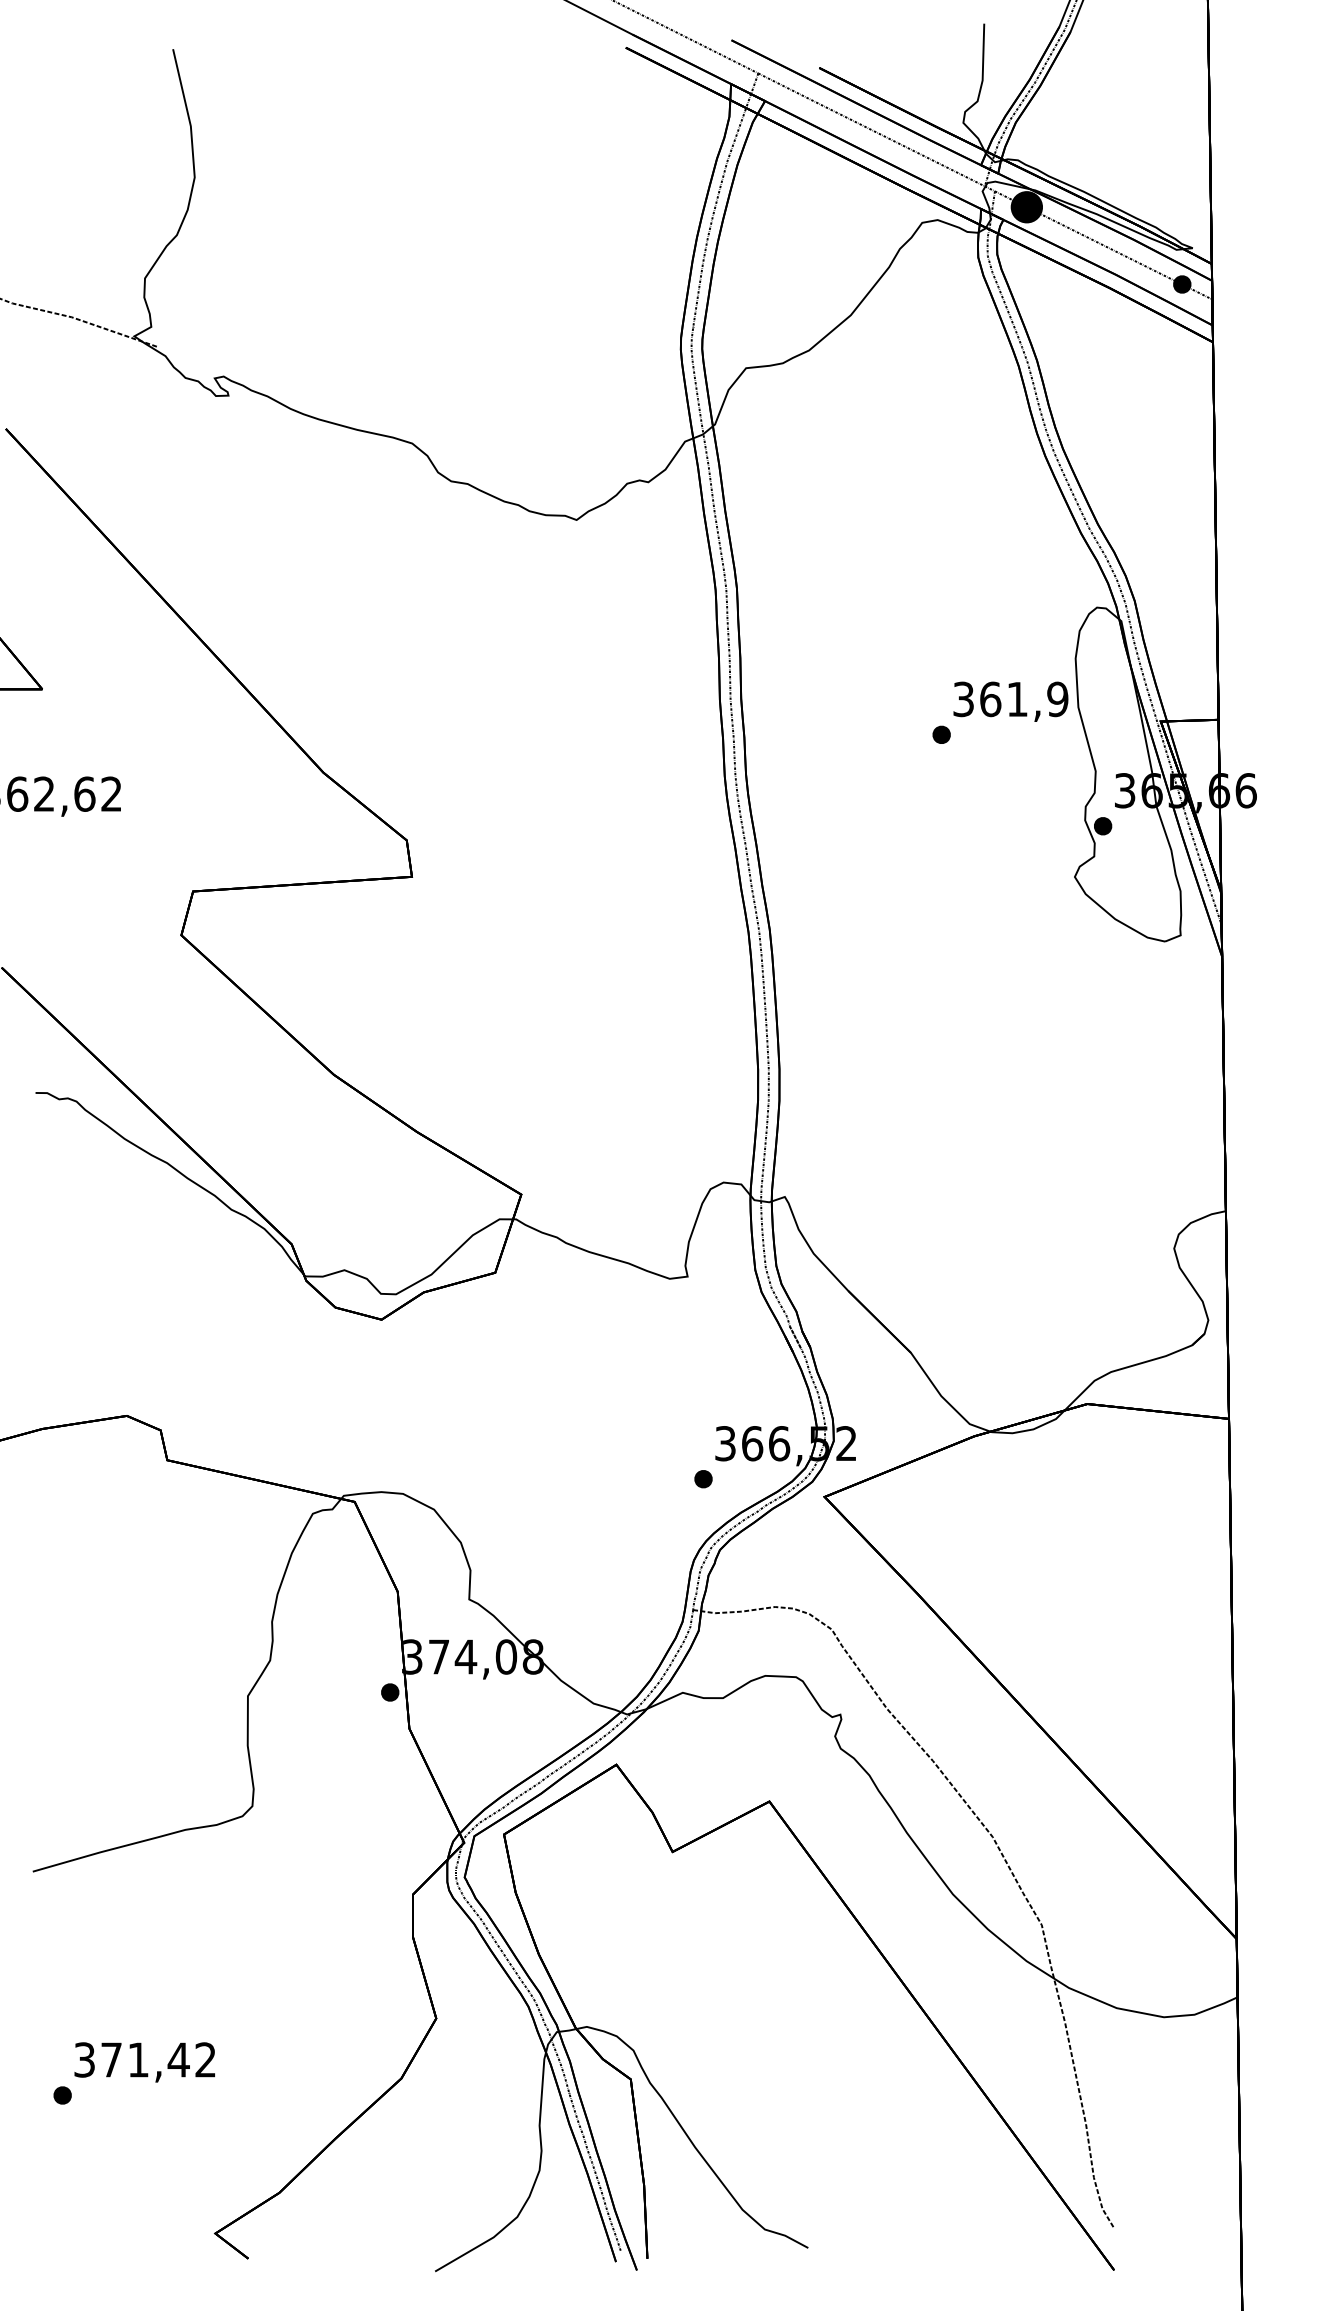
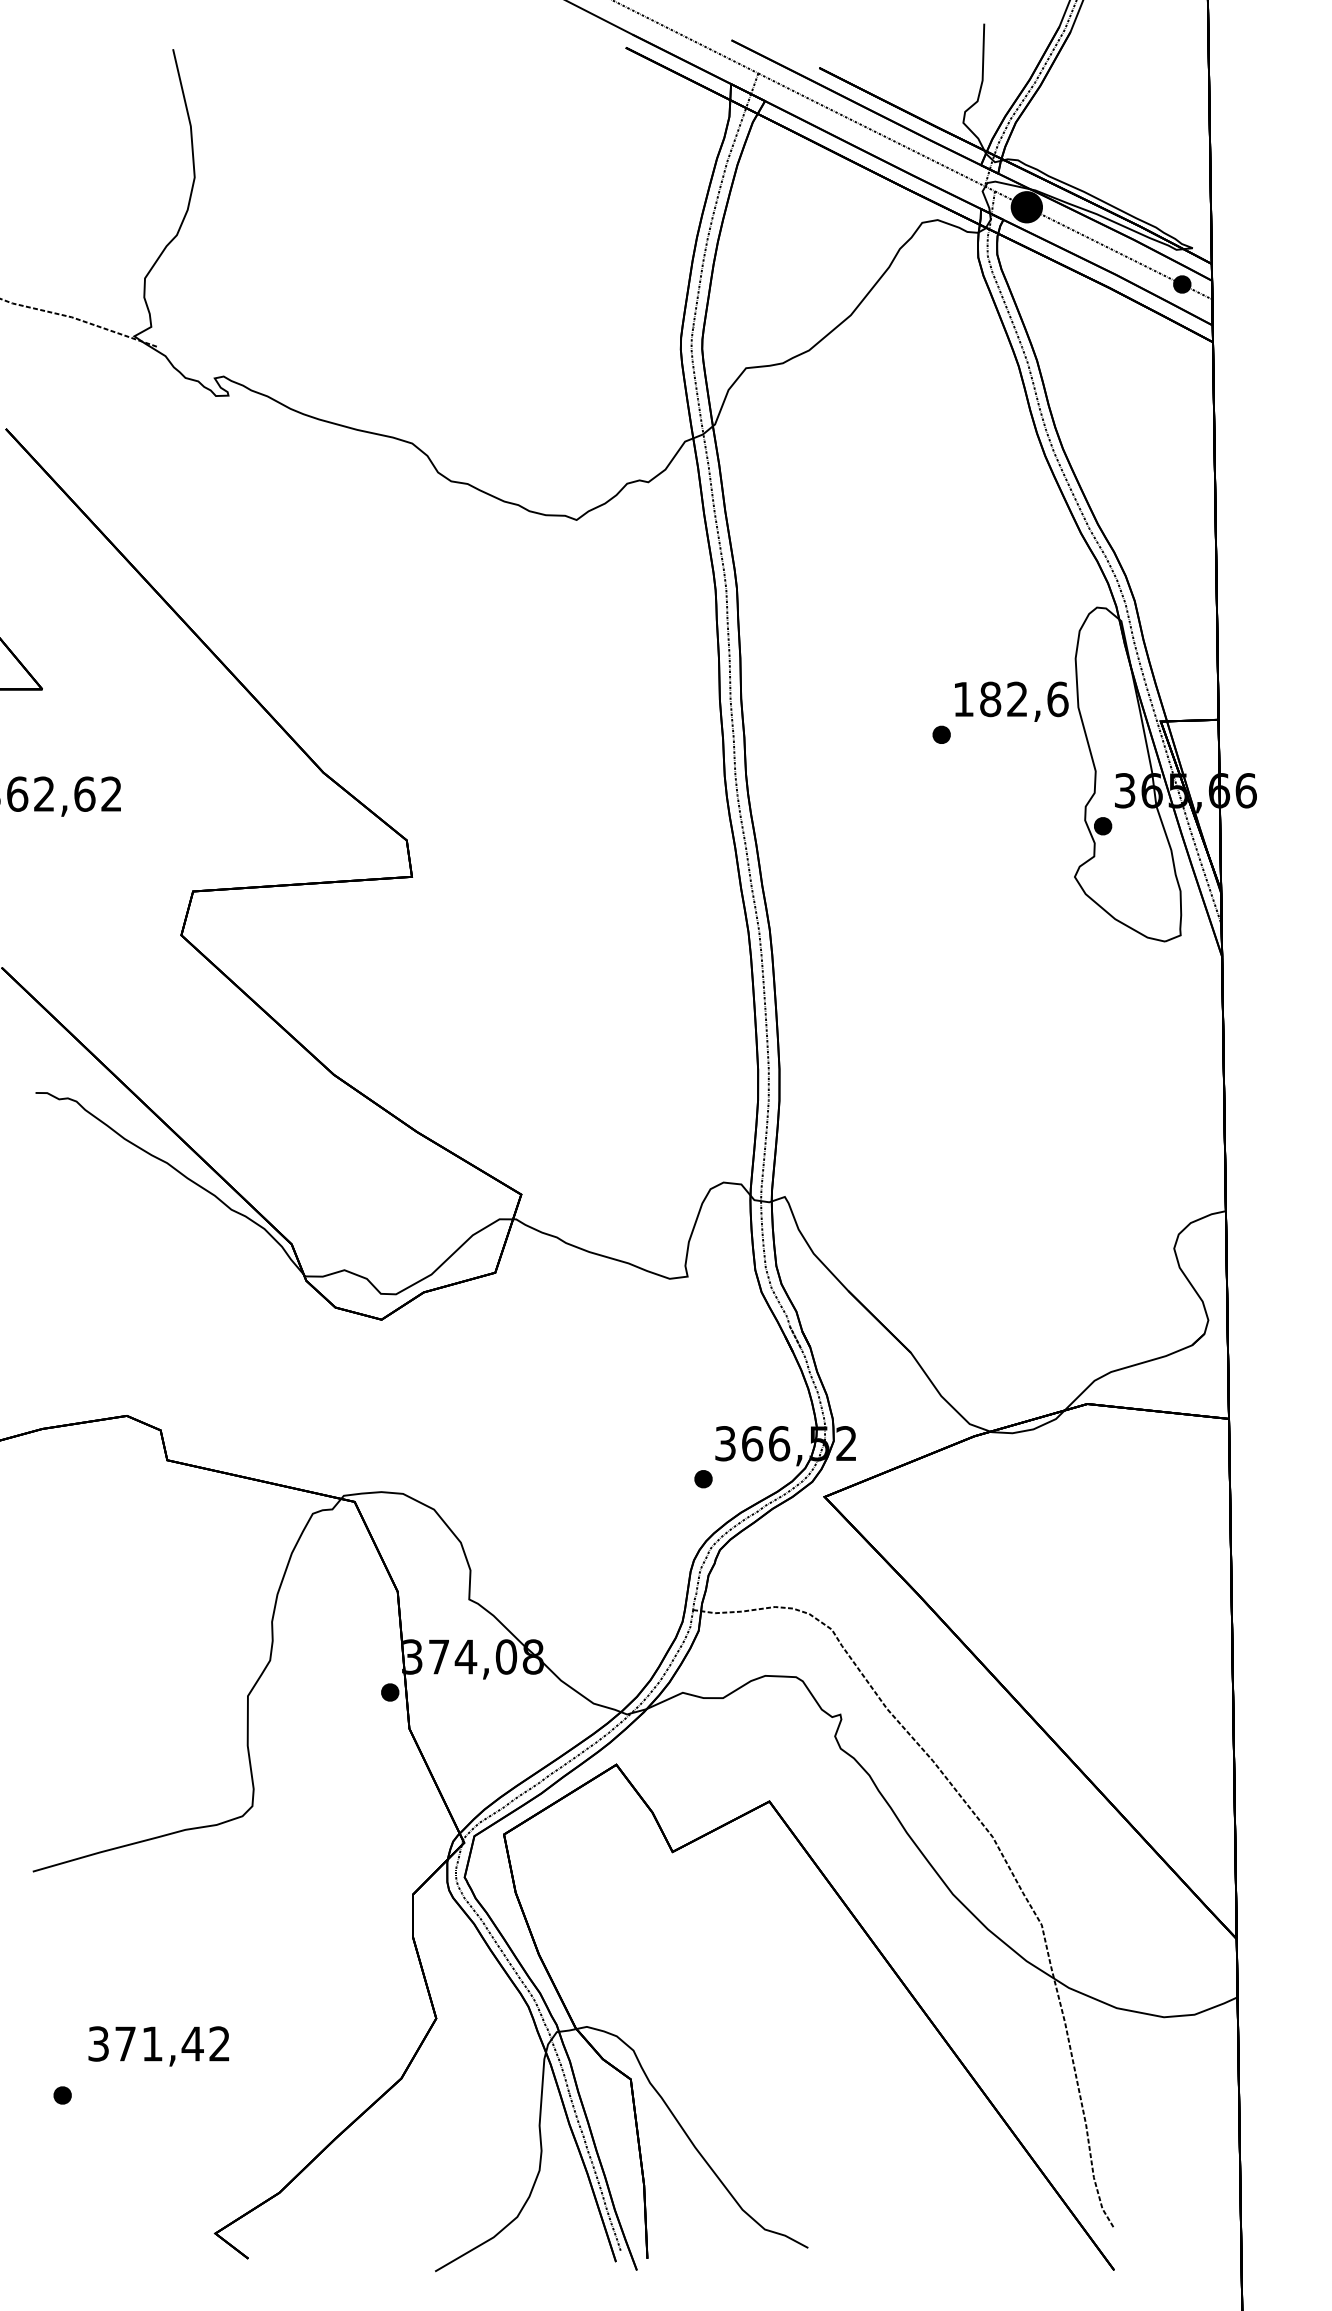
text: 361,9 -> 182,6 (1010, 699)
text position: (144, 2062) -> (158, 2046) (158, 2046)
